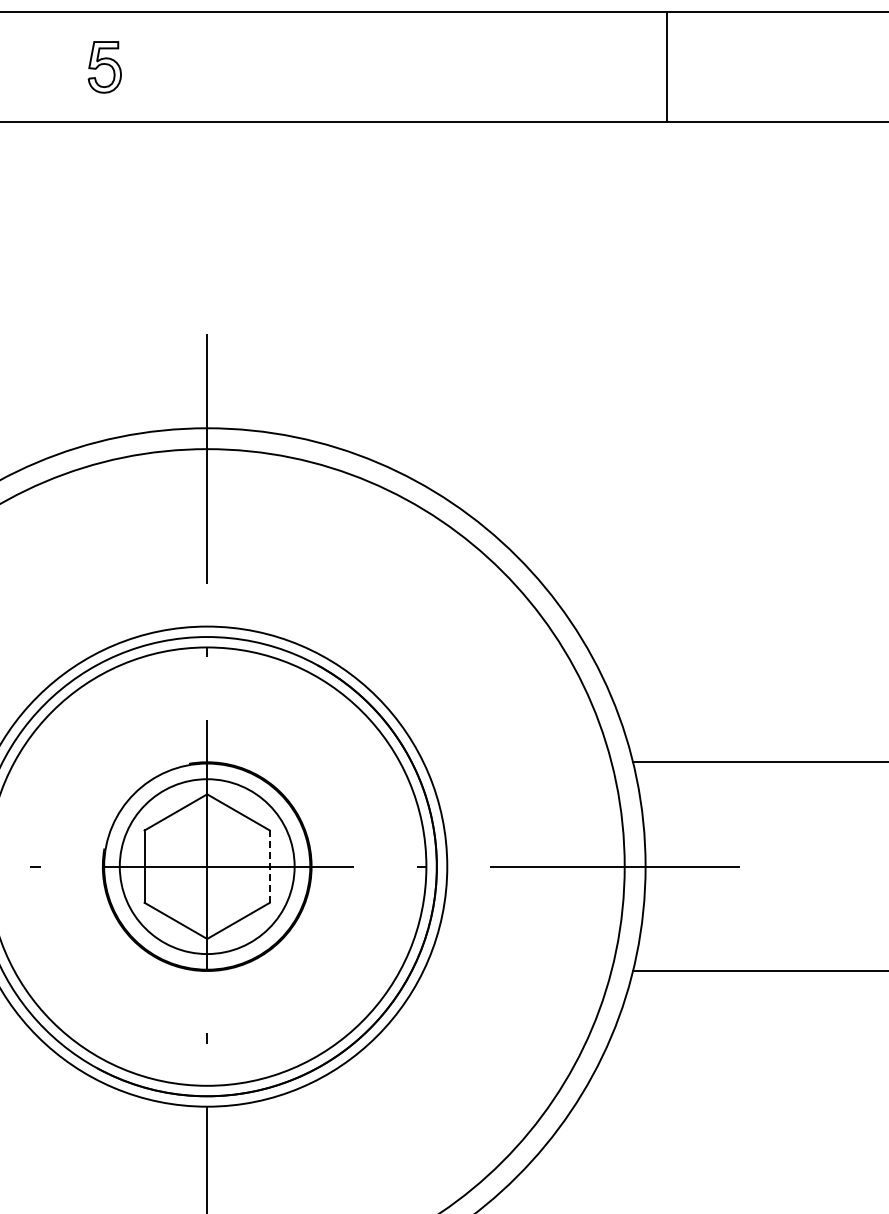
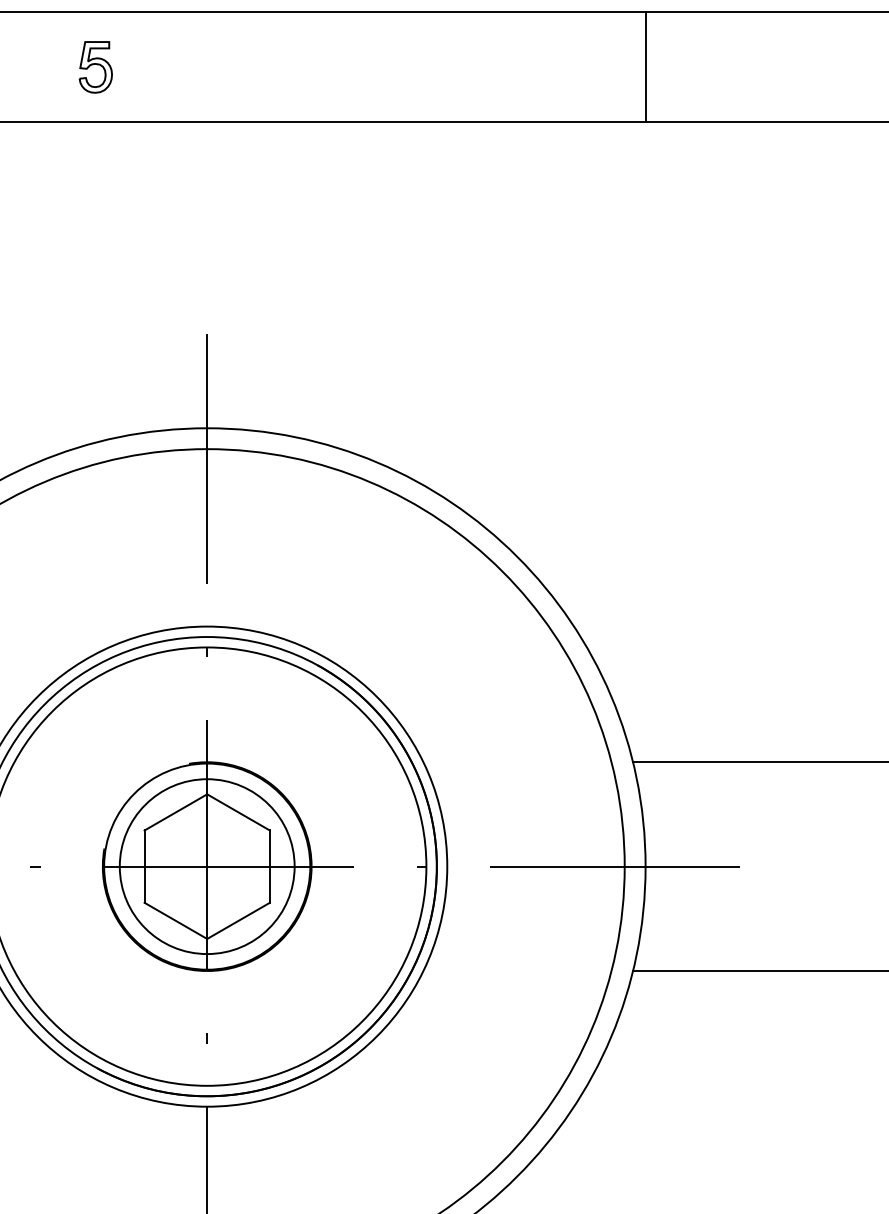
line position: (666, 66) -> (645, 66) (645, 66)
part position: (104, 67) -> (95, 67) (95, 67)
line: dashed -> solid (269, 866)
